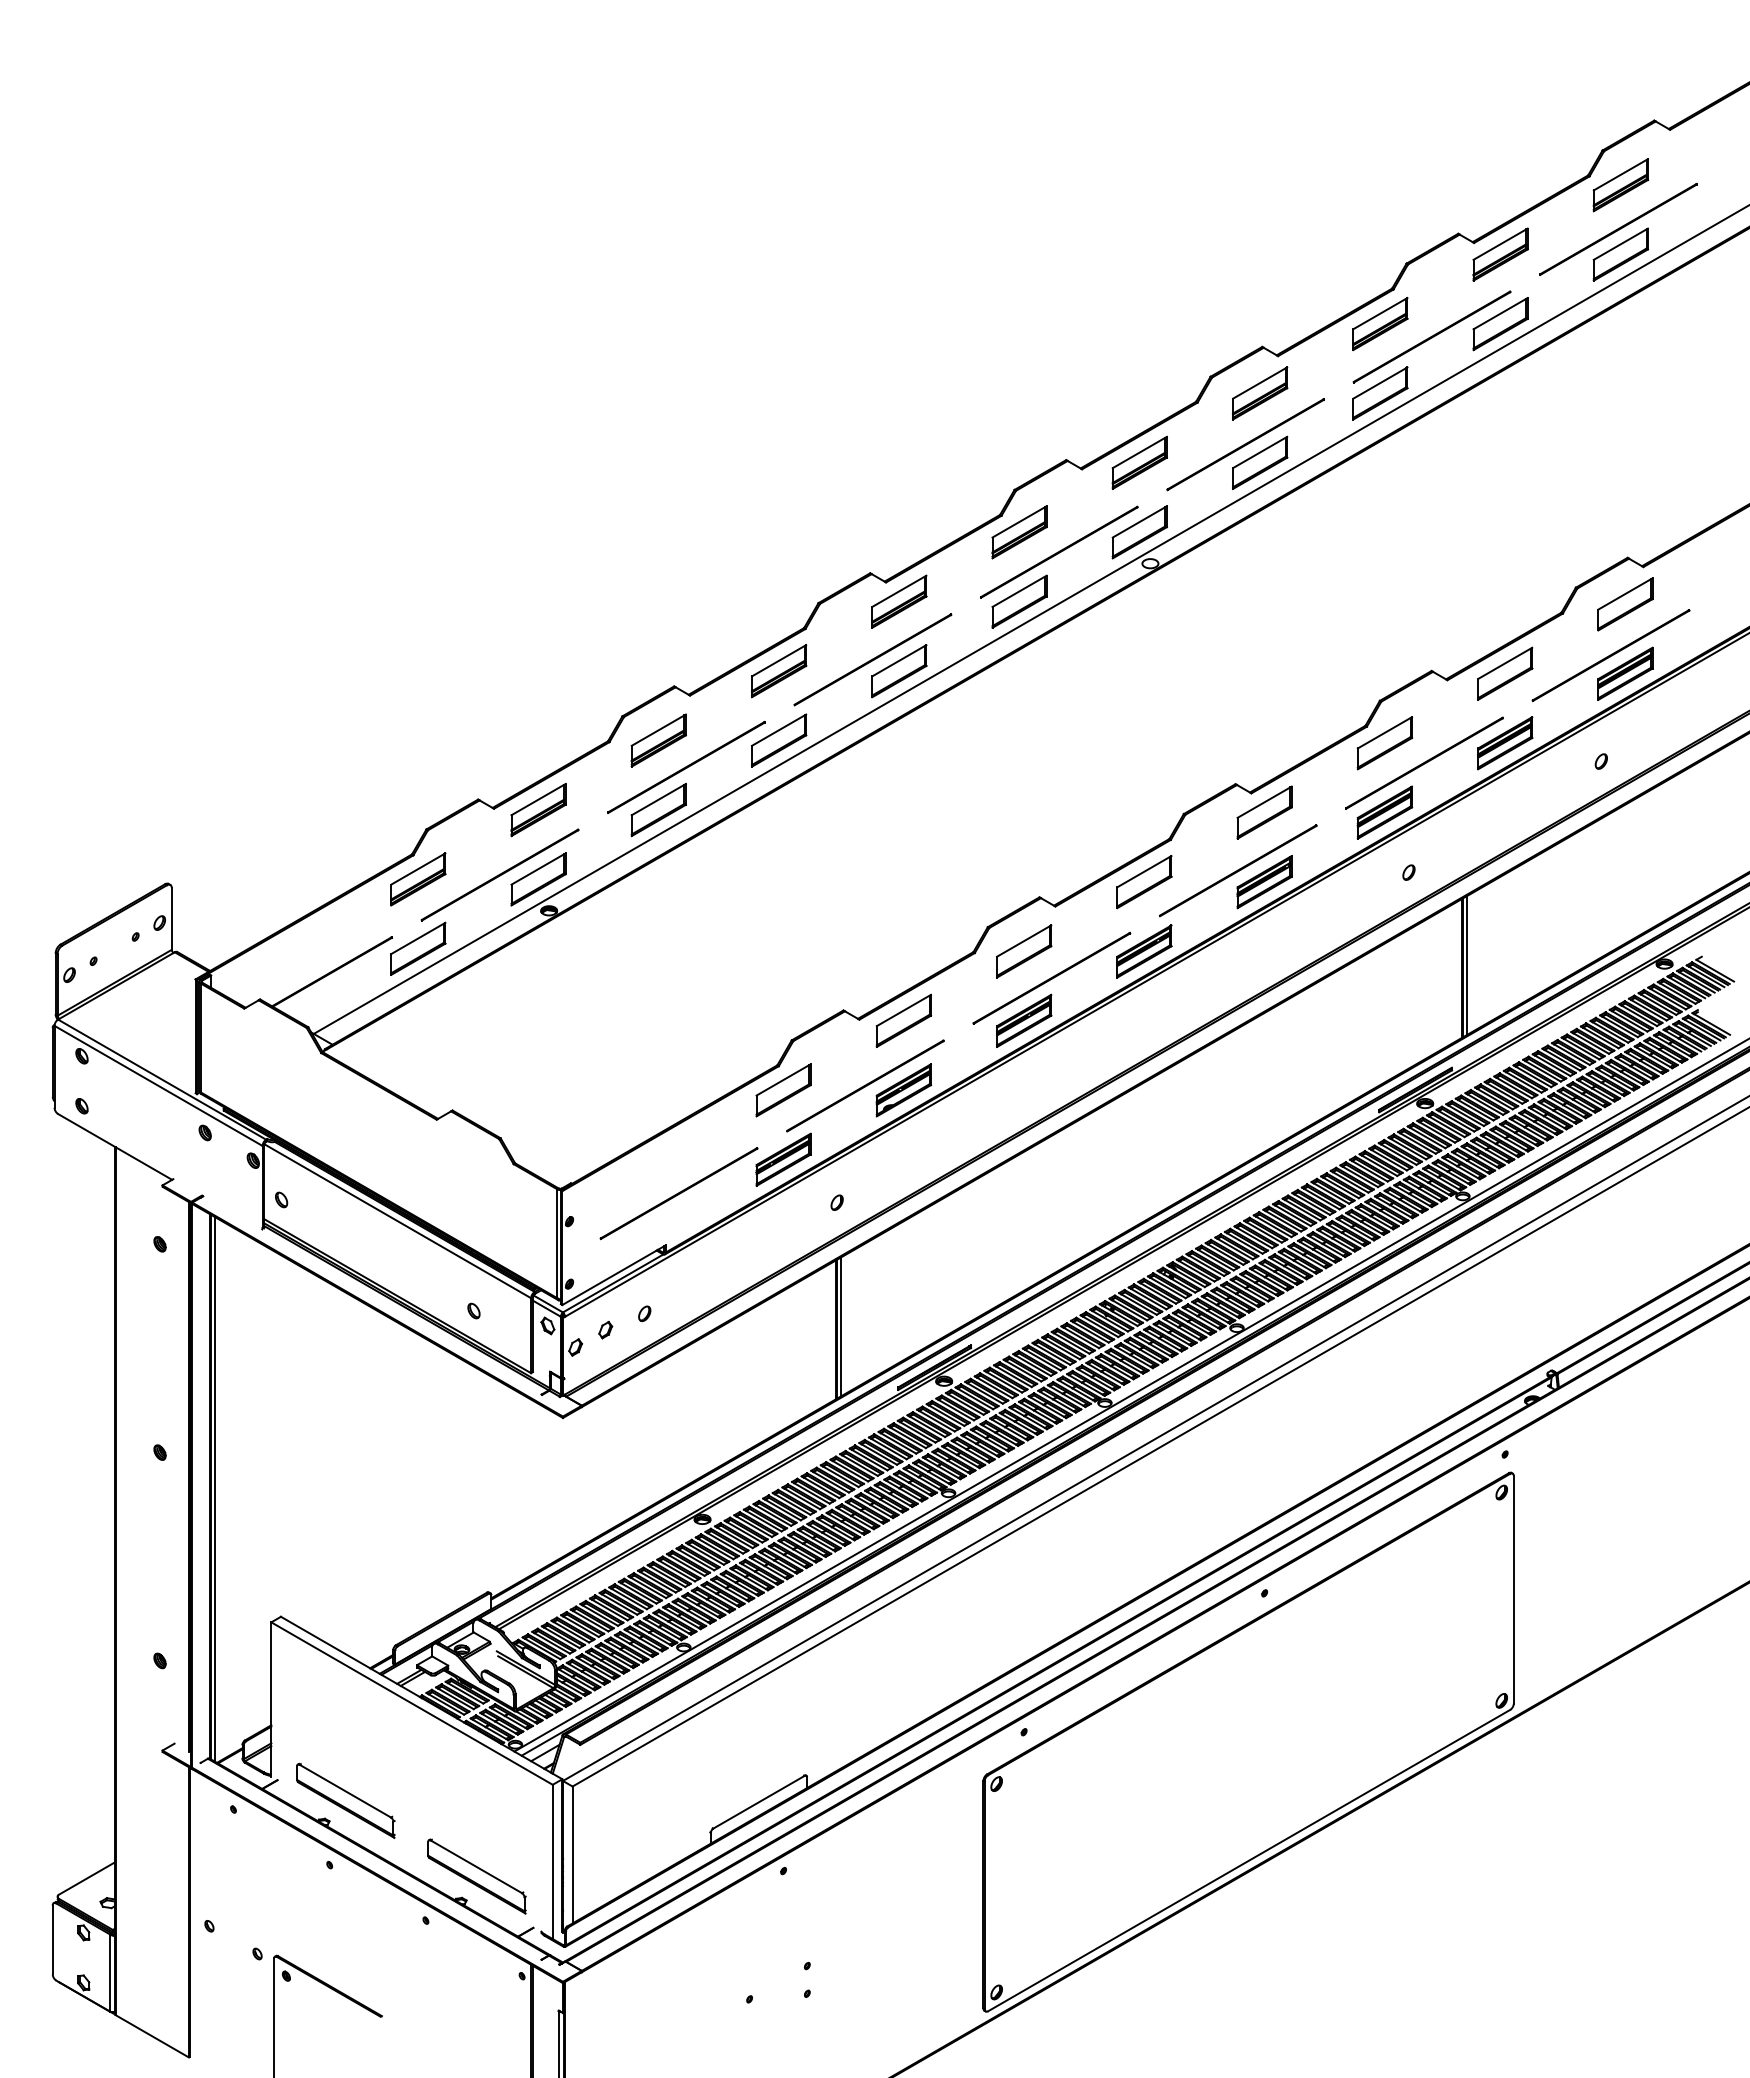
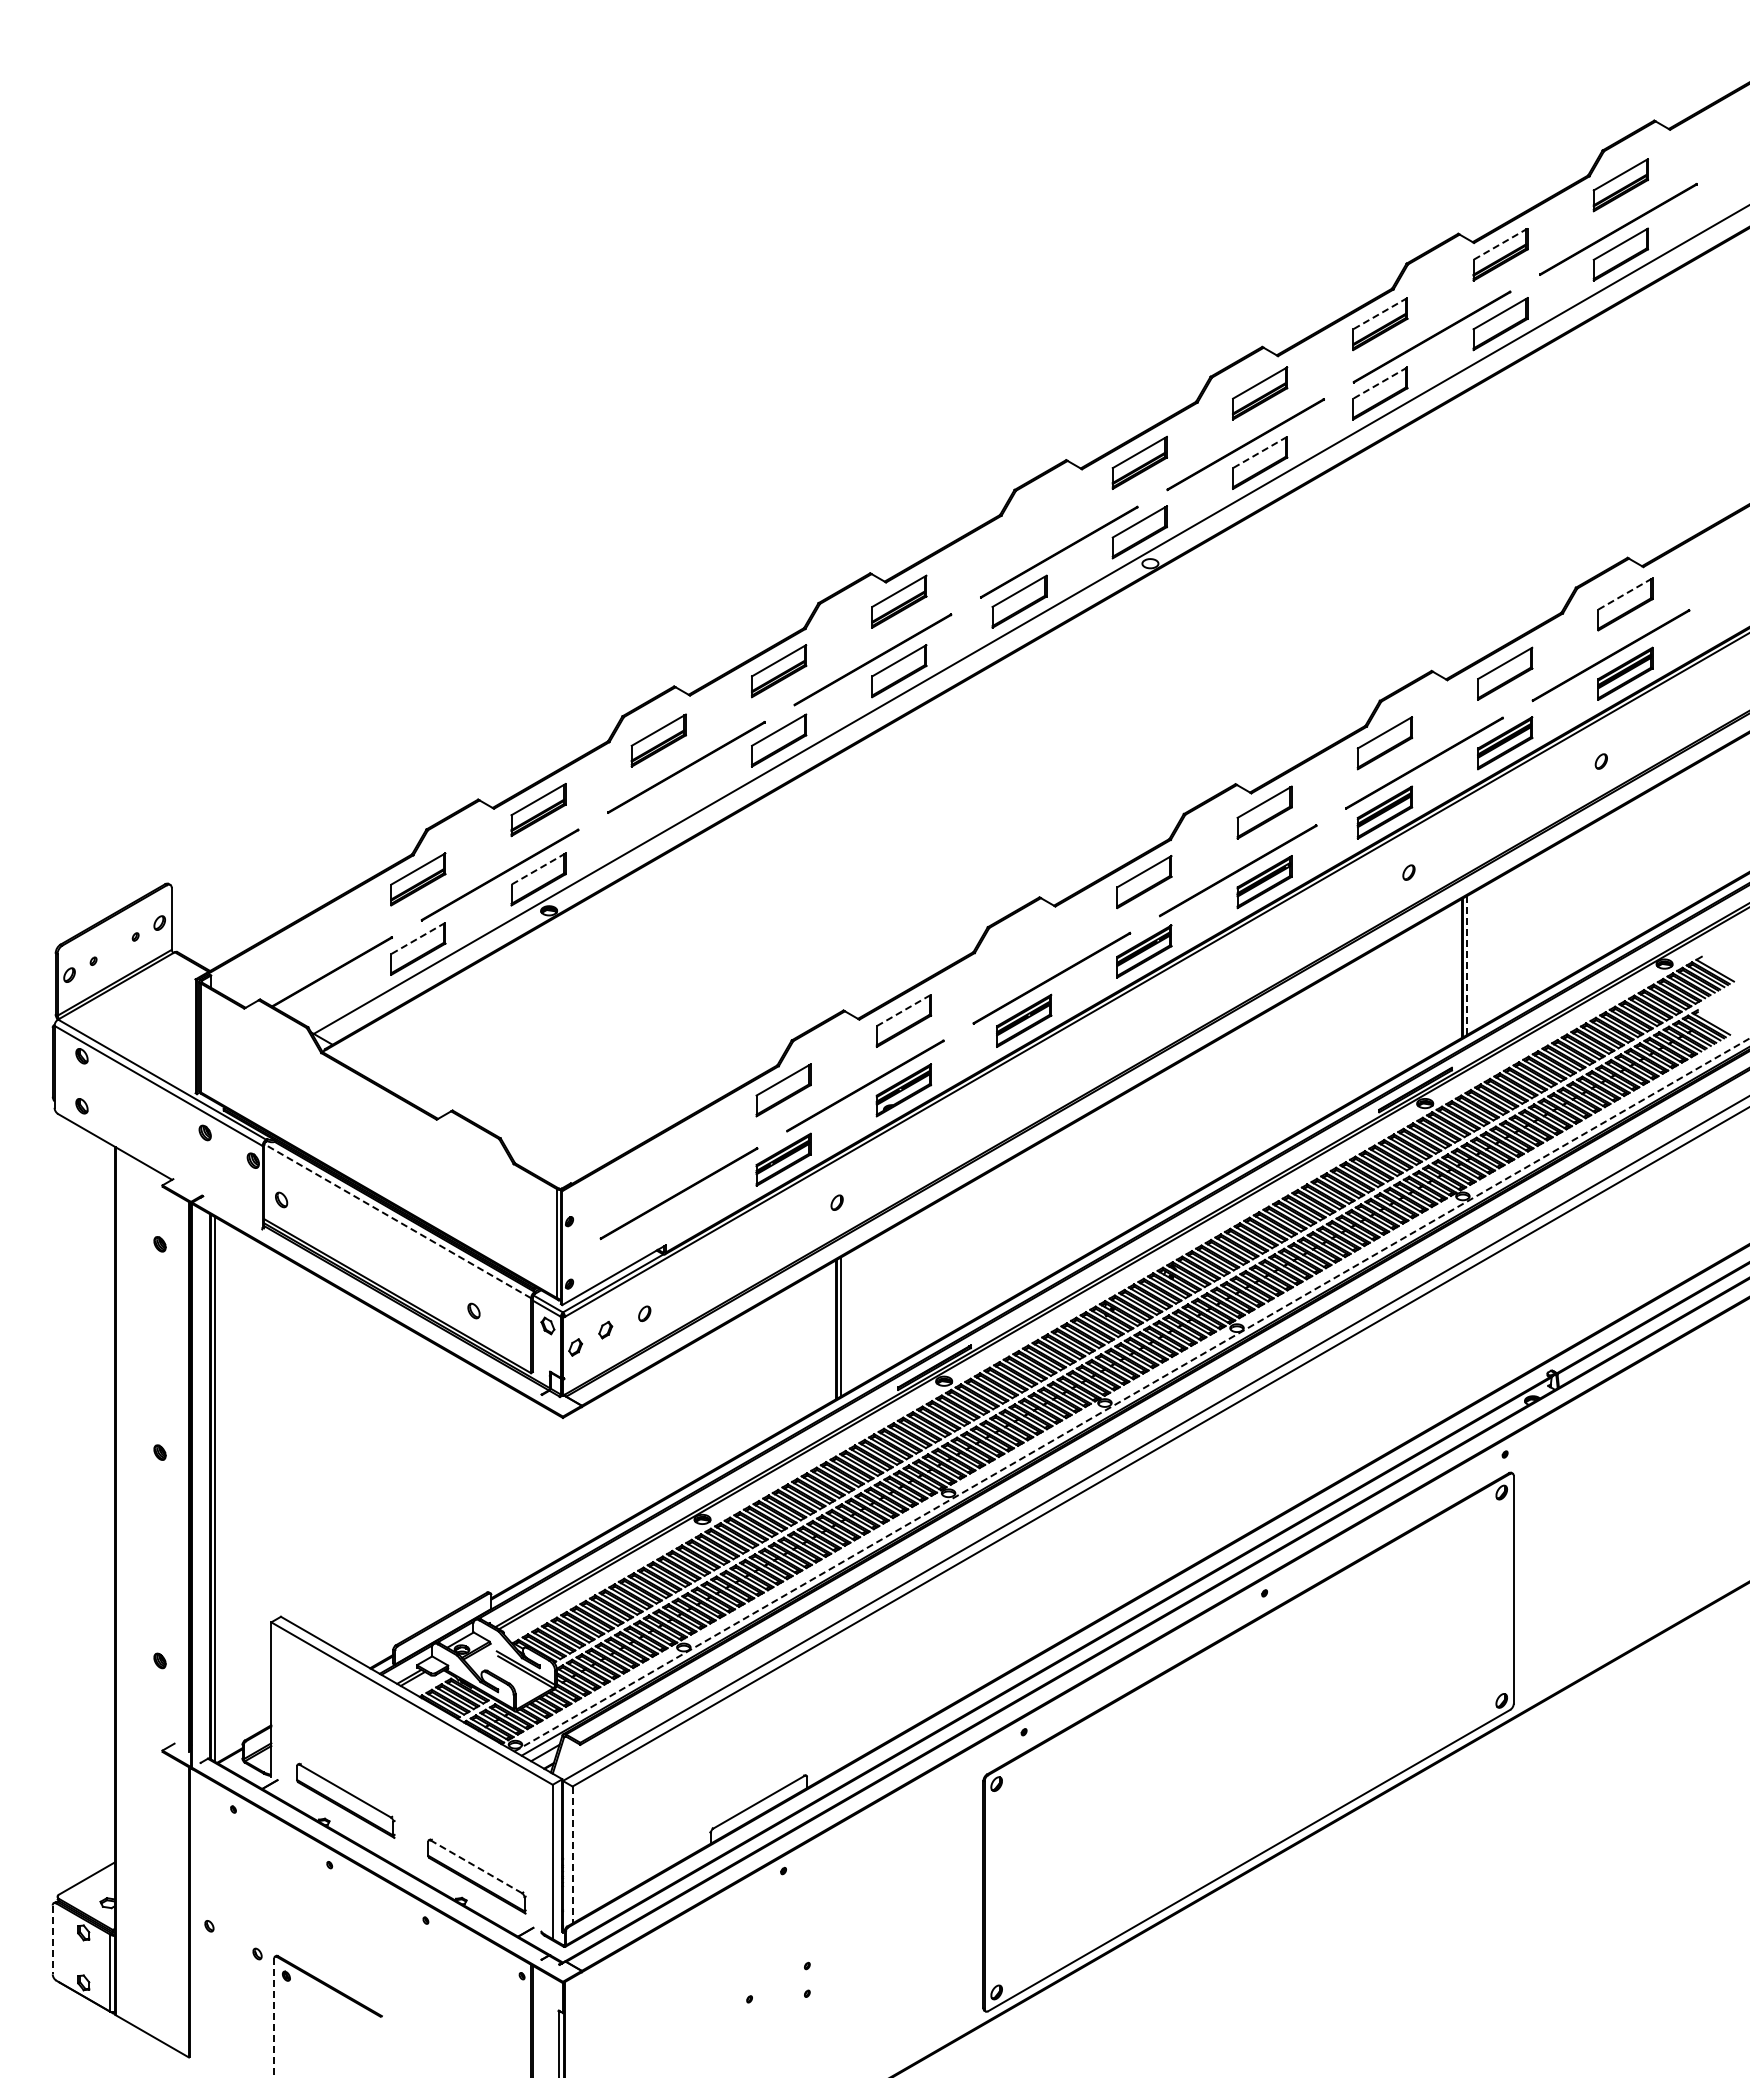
line: solid -> dashed (1500, 244)
line: solid -> dashed (1379, 313)
line: solid -> dashed (1379, 383)
line: solid -> dashed (1259, 452)
part: present -> none (1019, 532)
line: solid -> dashed (1625, 593)
part: present -> none (658, 810)
line: solid -> dashed (538, 869)
line: solid -> dashed (417, 938)
part: present -> none (1024, 951)
line: solid -> dashed (1467, 966)
line: solid -> dashed (904, 1010)
line: solid -> dashed (397, 1221)
line: solid -> dashed (1132, 1394)
line: solid -> dashed (572, 1855)
line: solid -> dashed (476, 1866)
line: solid -> dashed (52, 1940)
line: solid -> dashed (274, 2017)
